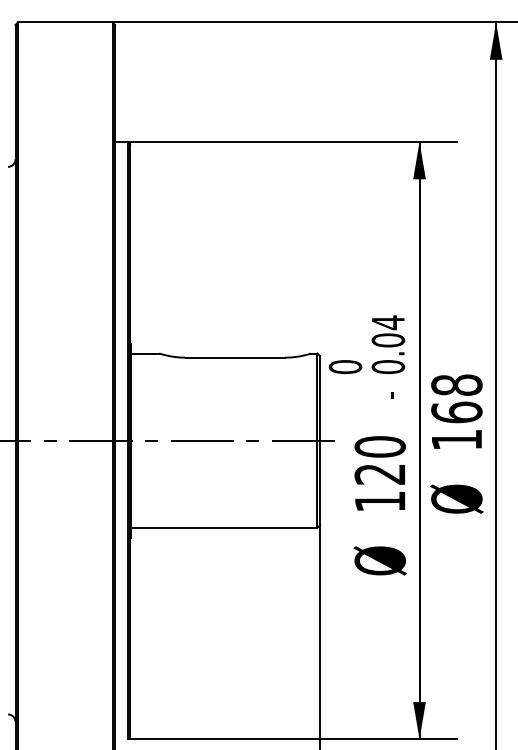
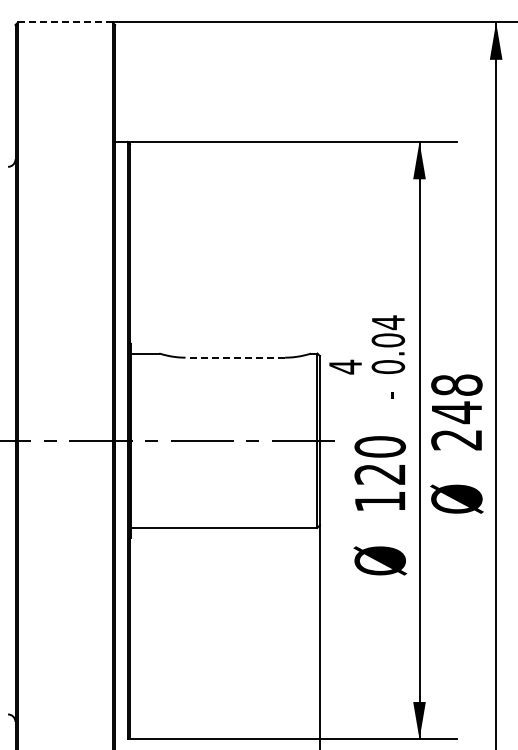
line: solid -> dashed (64, 22)
line: solid -> dashed (235, 357)
text: 0 -> 4 (345, 366)
text: 168 -> 248 (456, 425)
